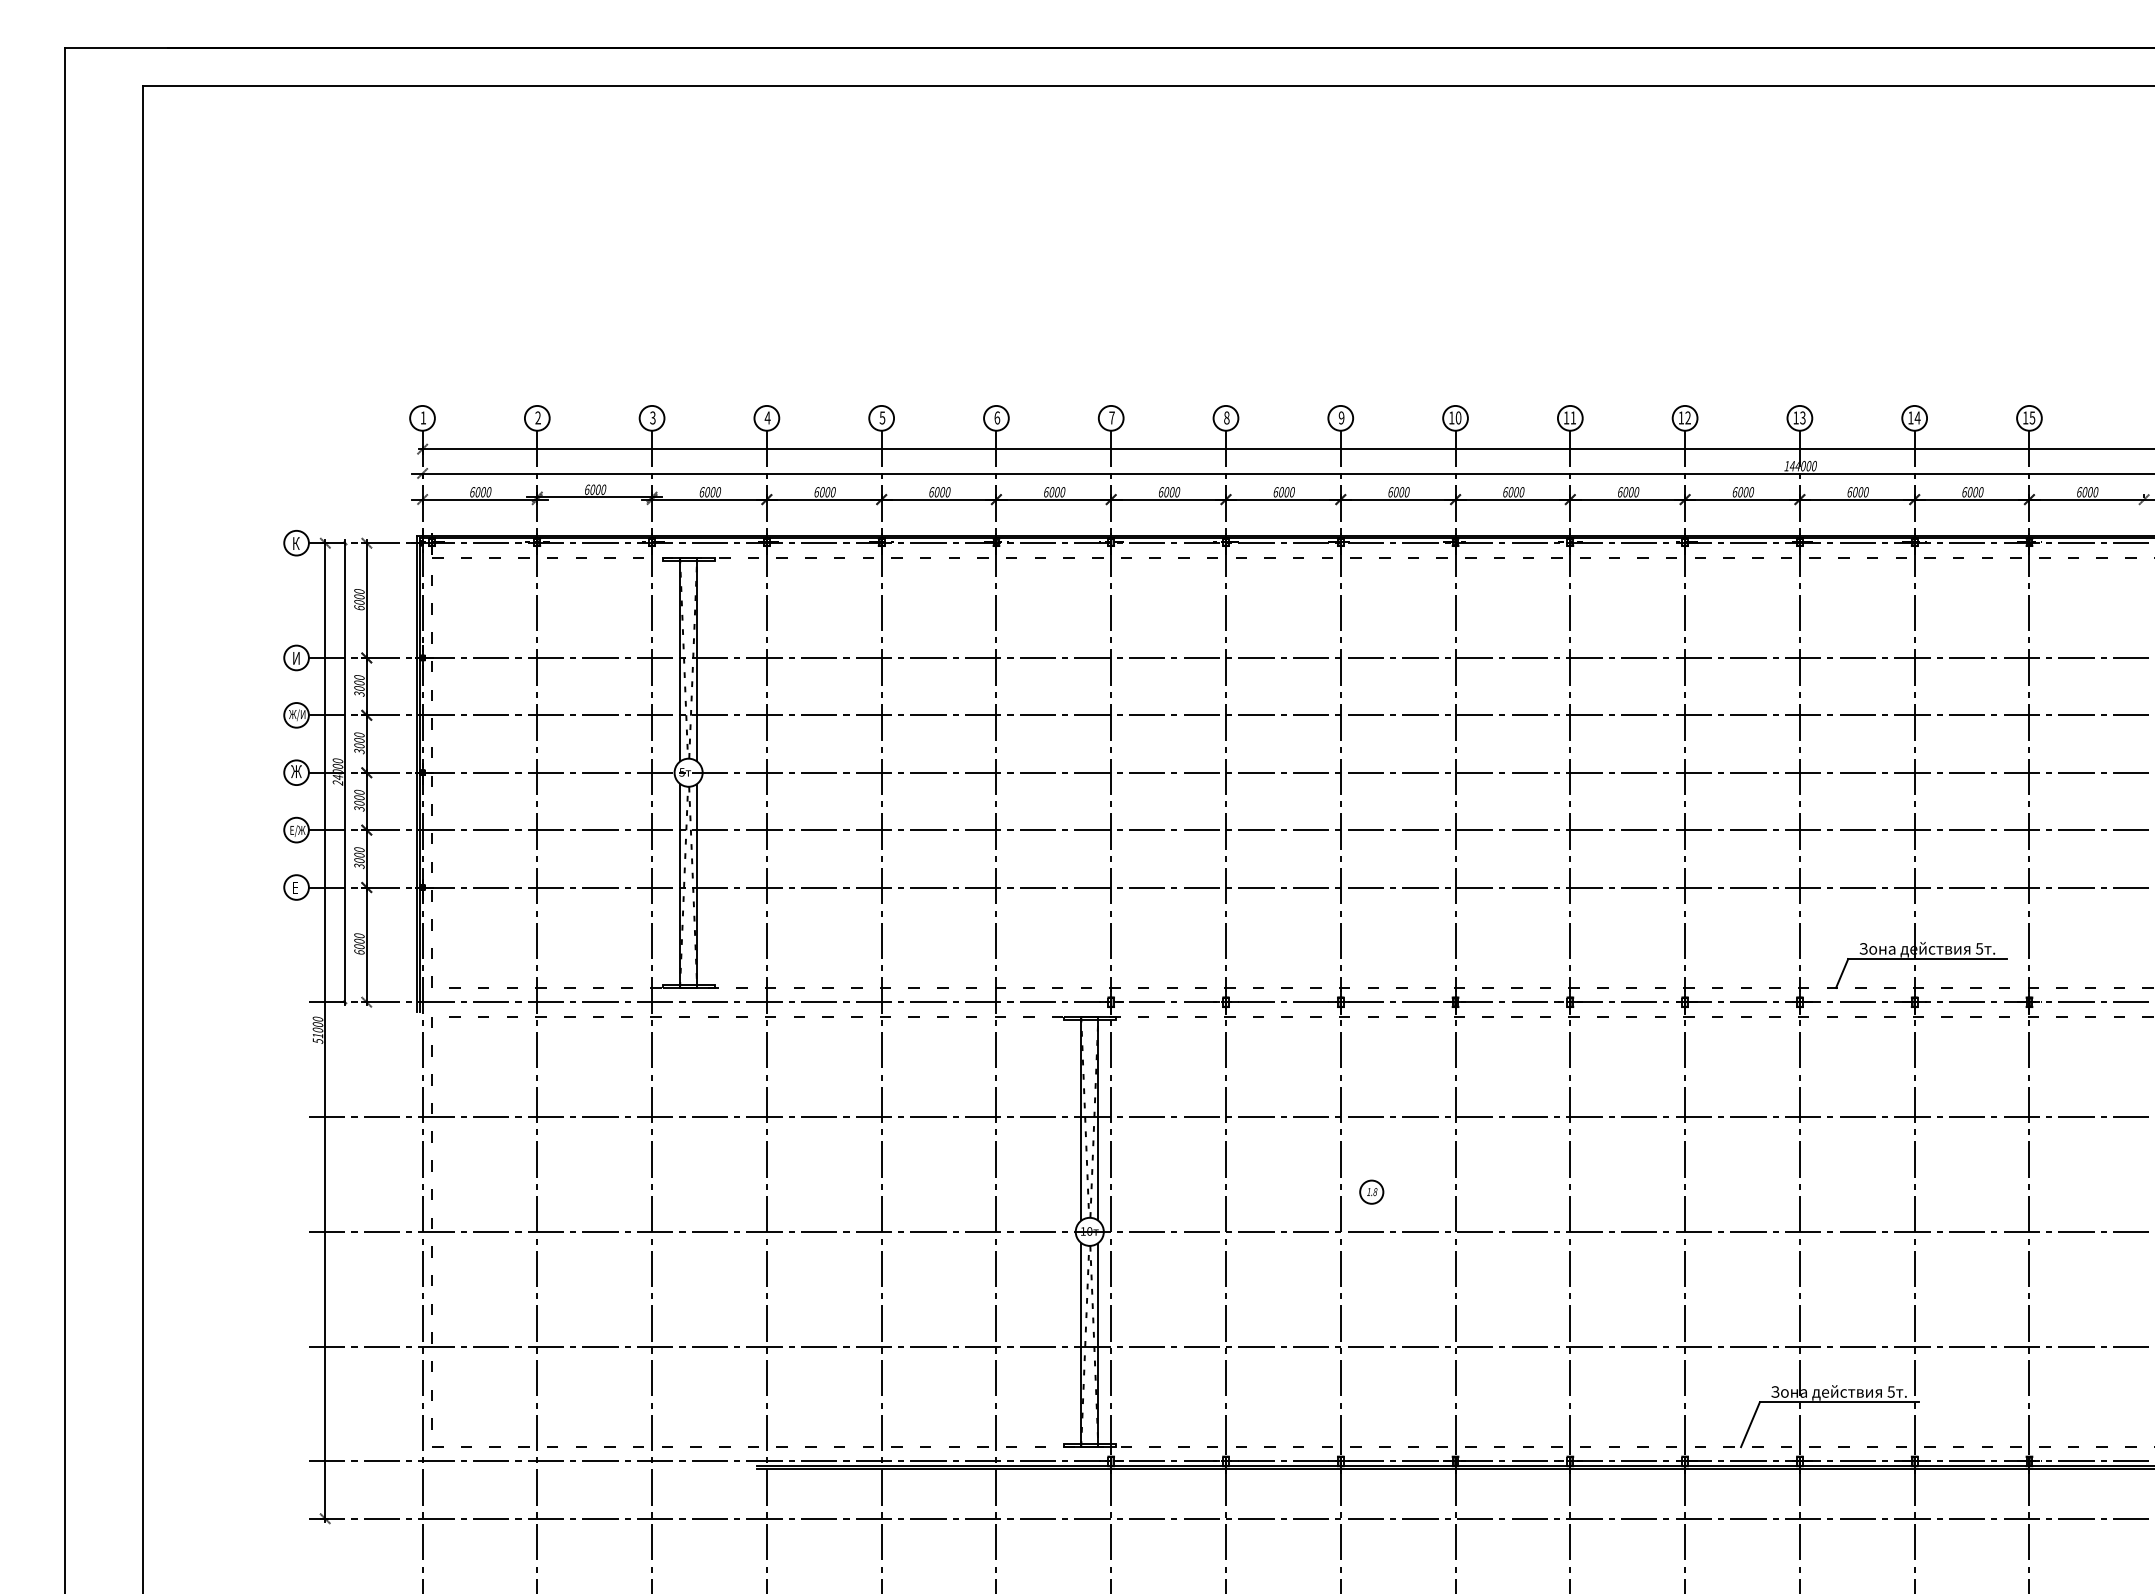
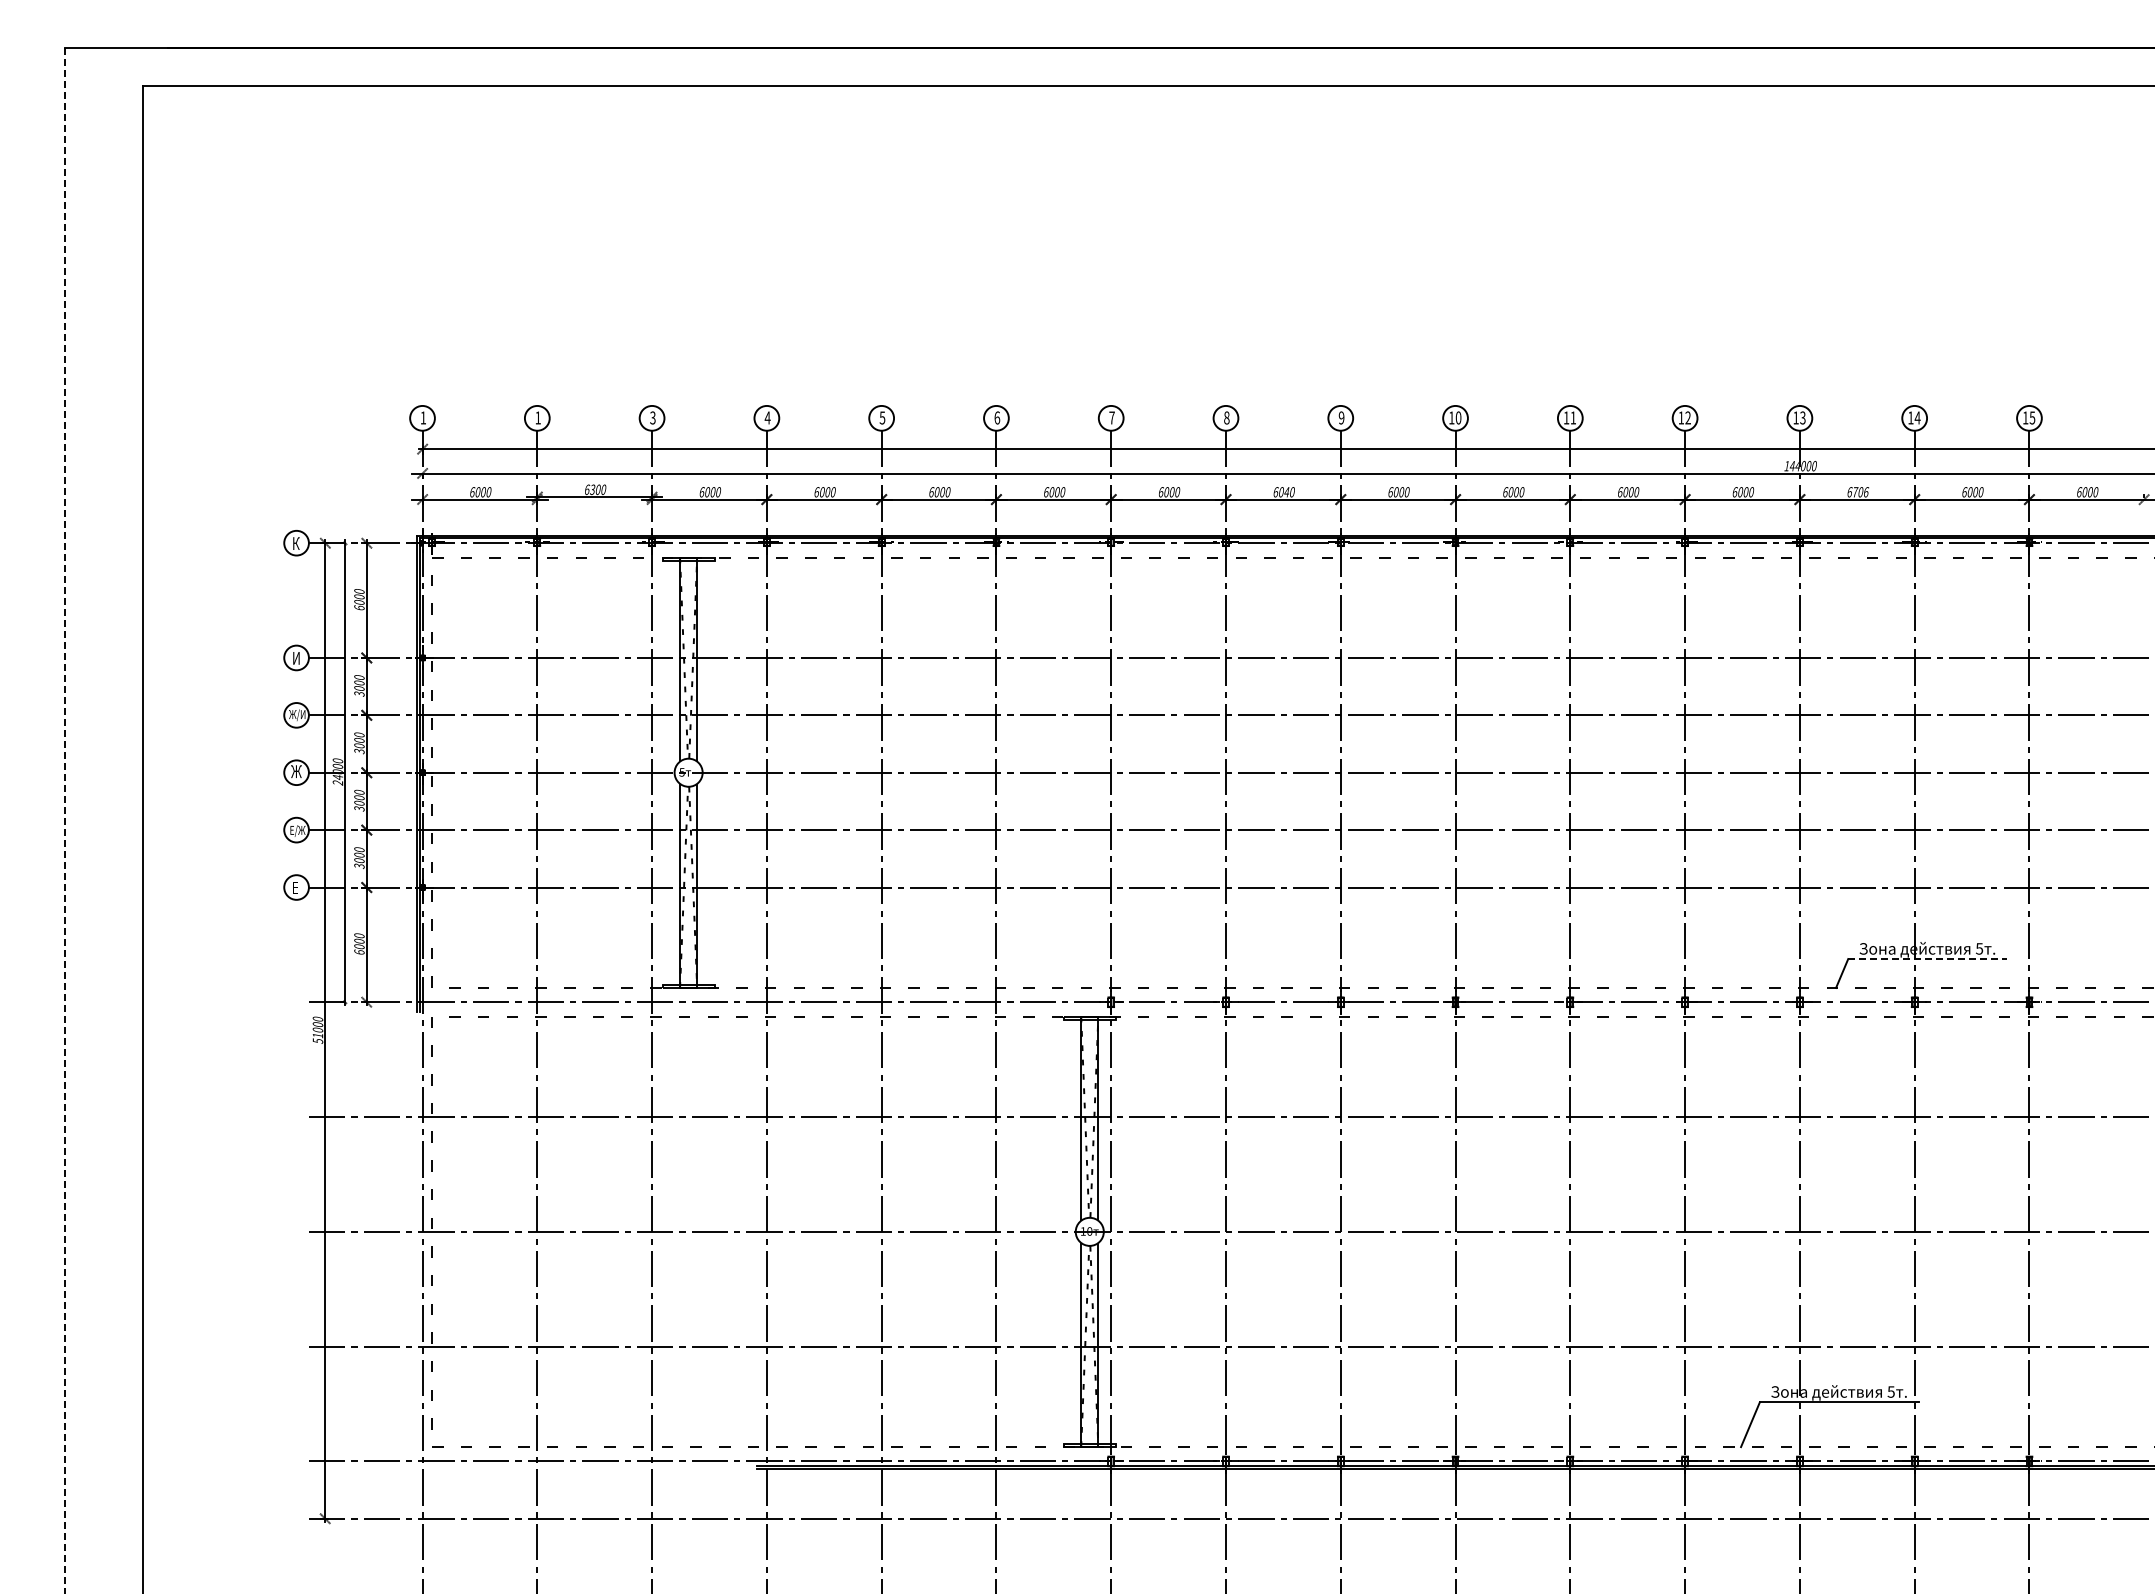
text: 2 -> 1 (537, 417)
text: 6000 -> 6300 (592, 489)
text: 6000 -> 6040 (1286, 492)
text: 6000 -> 6706 (1861, 492)
line: solid -> dashed (64, 820)
line: solid -> dashed (1928, 959)
part: present -> none (1371, 1191)
